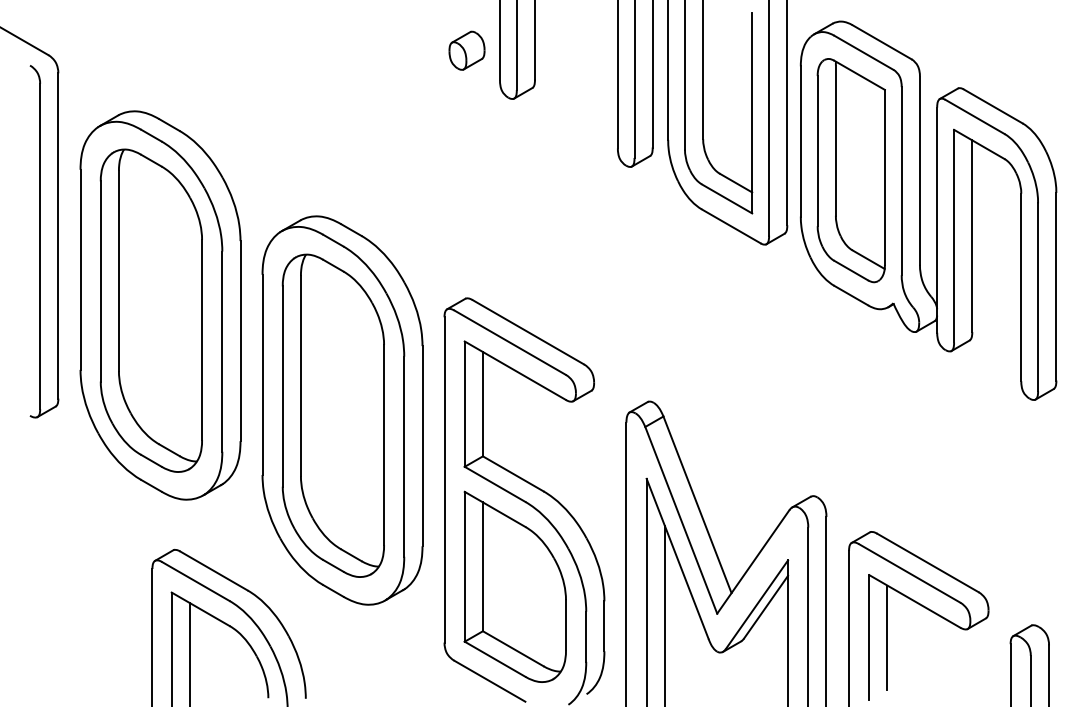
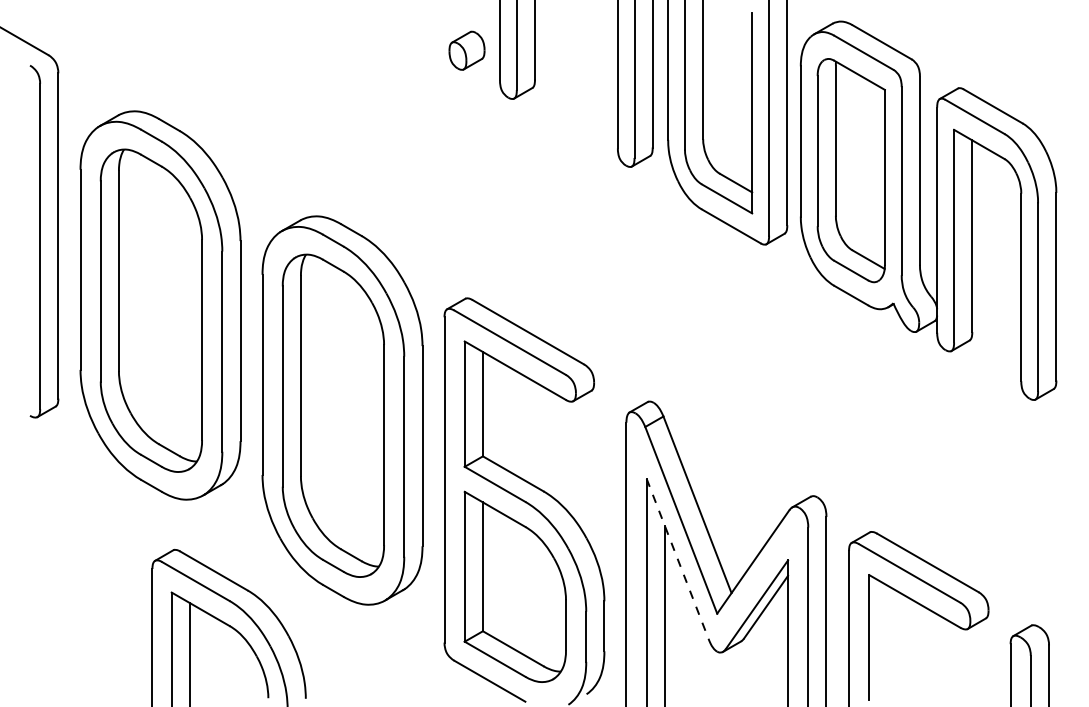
line: solid -> dashed (677, 558)
line: present -> none (887, 637)
